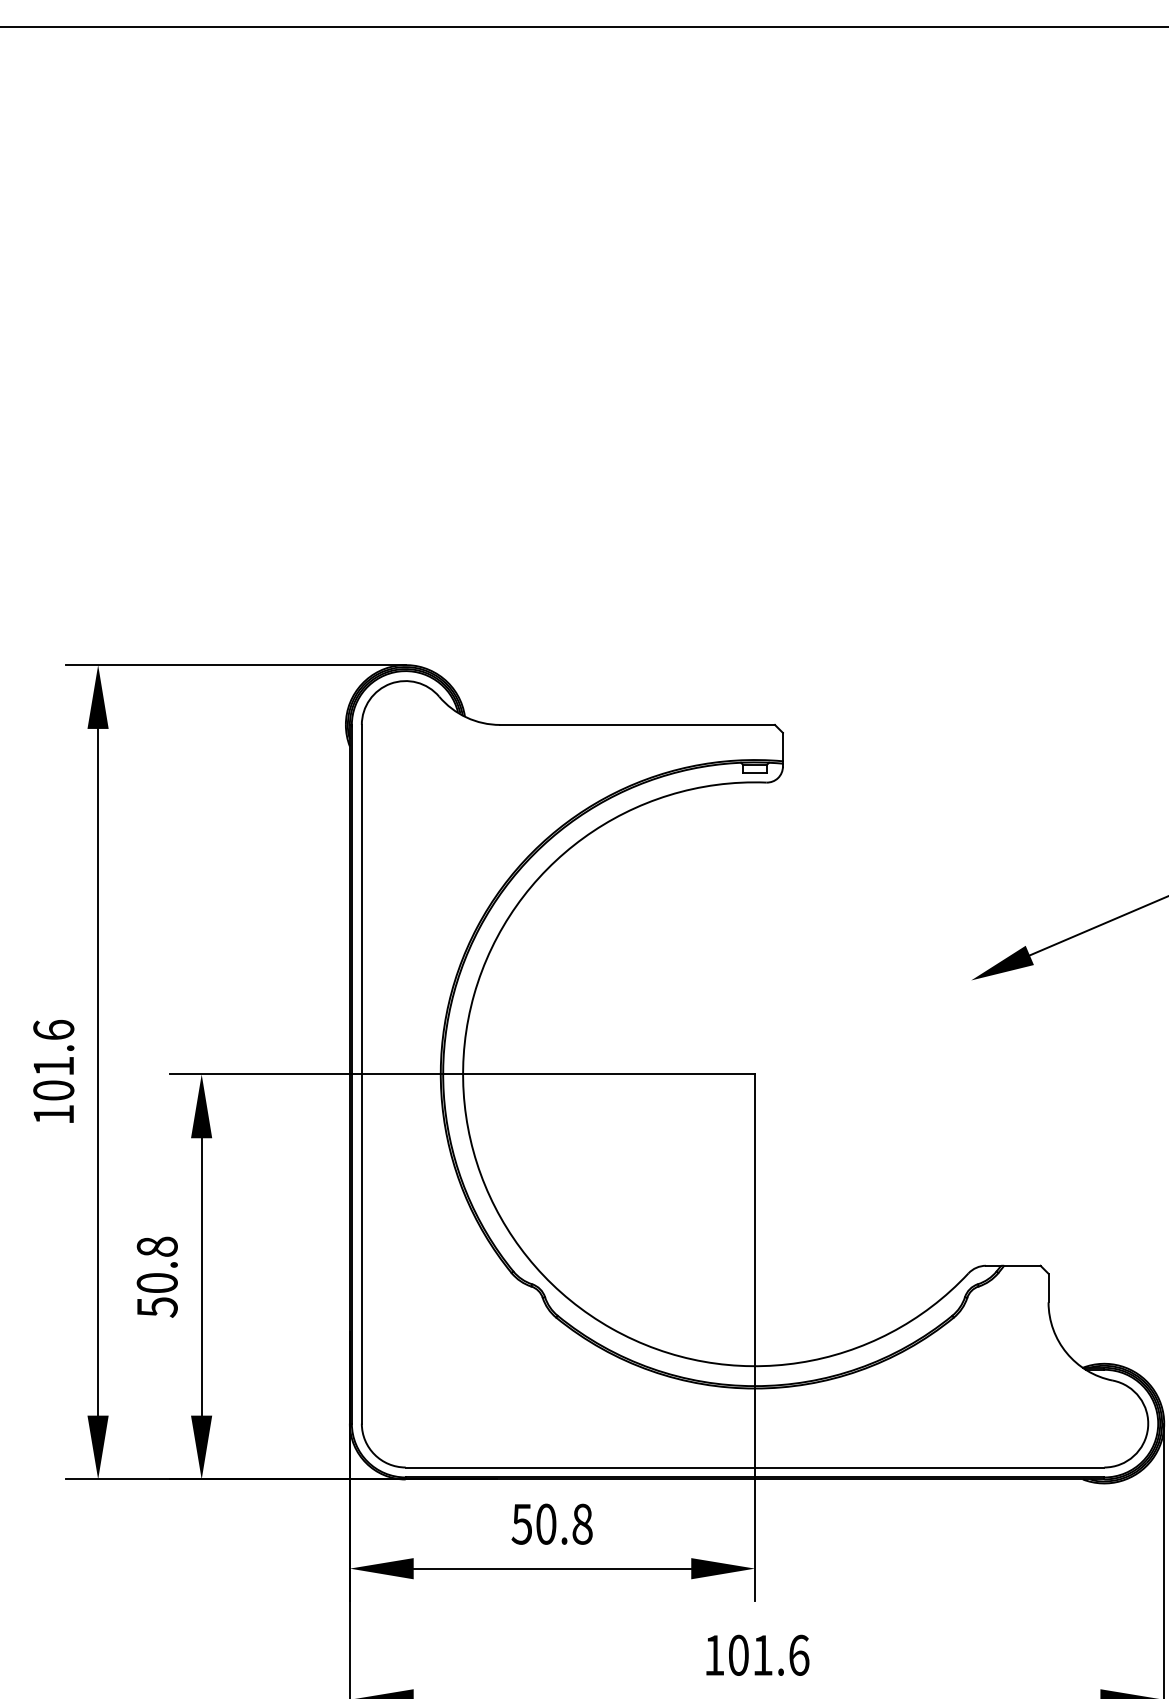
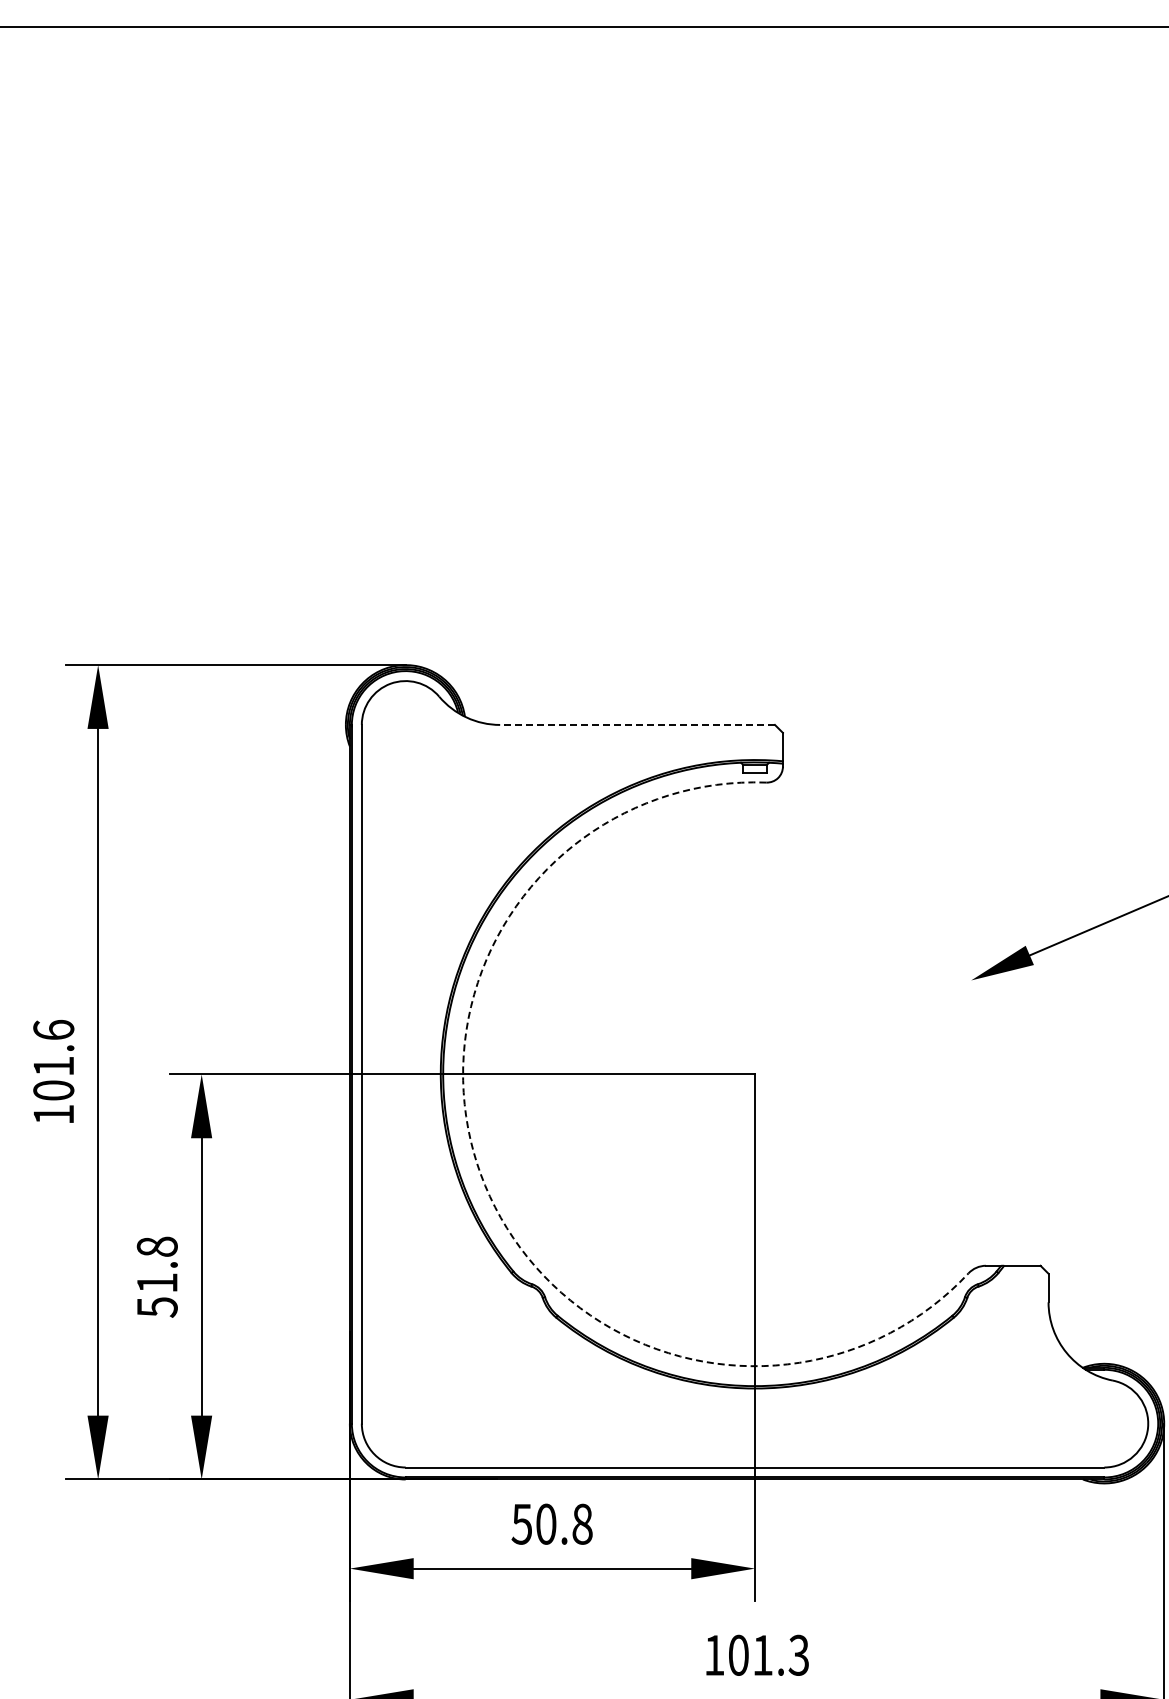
line: solid -> dashed (637, 724)
arc: solid -> dashed (485, 1185)
text: 50.8 -> 51.8 (156, 1282)
text: 101.6 -> 101.3 (798, 1654)
